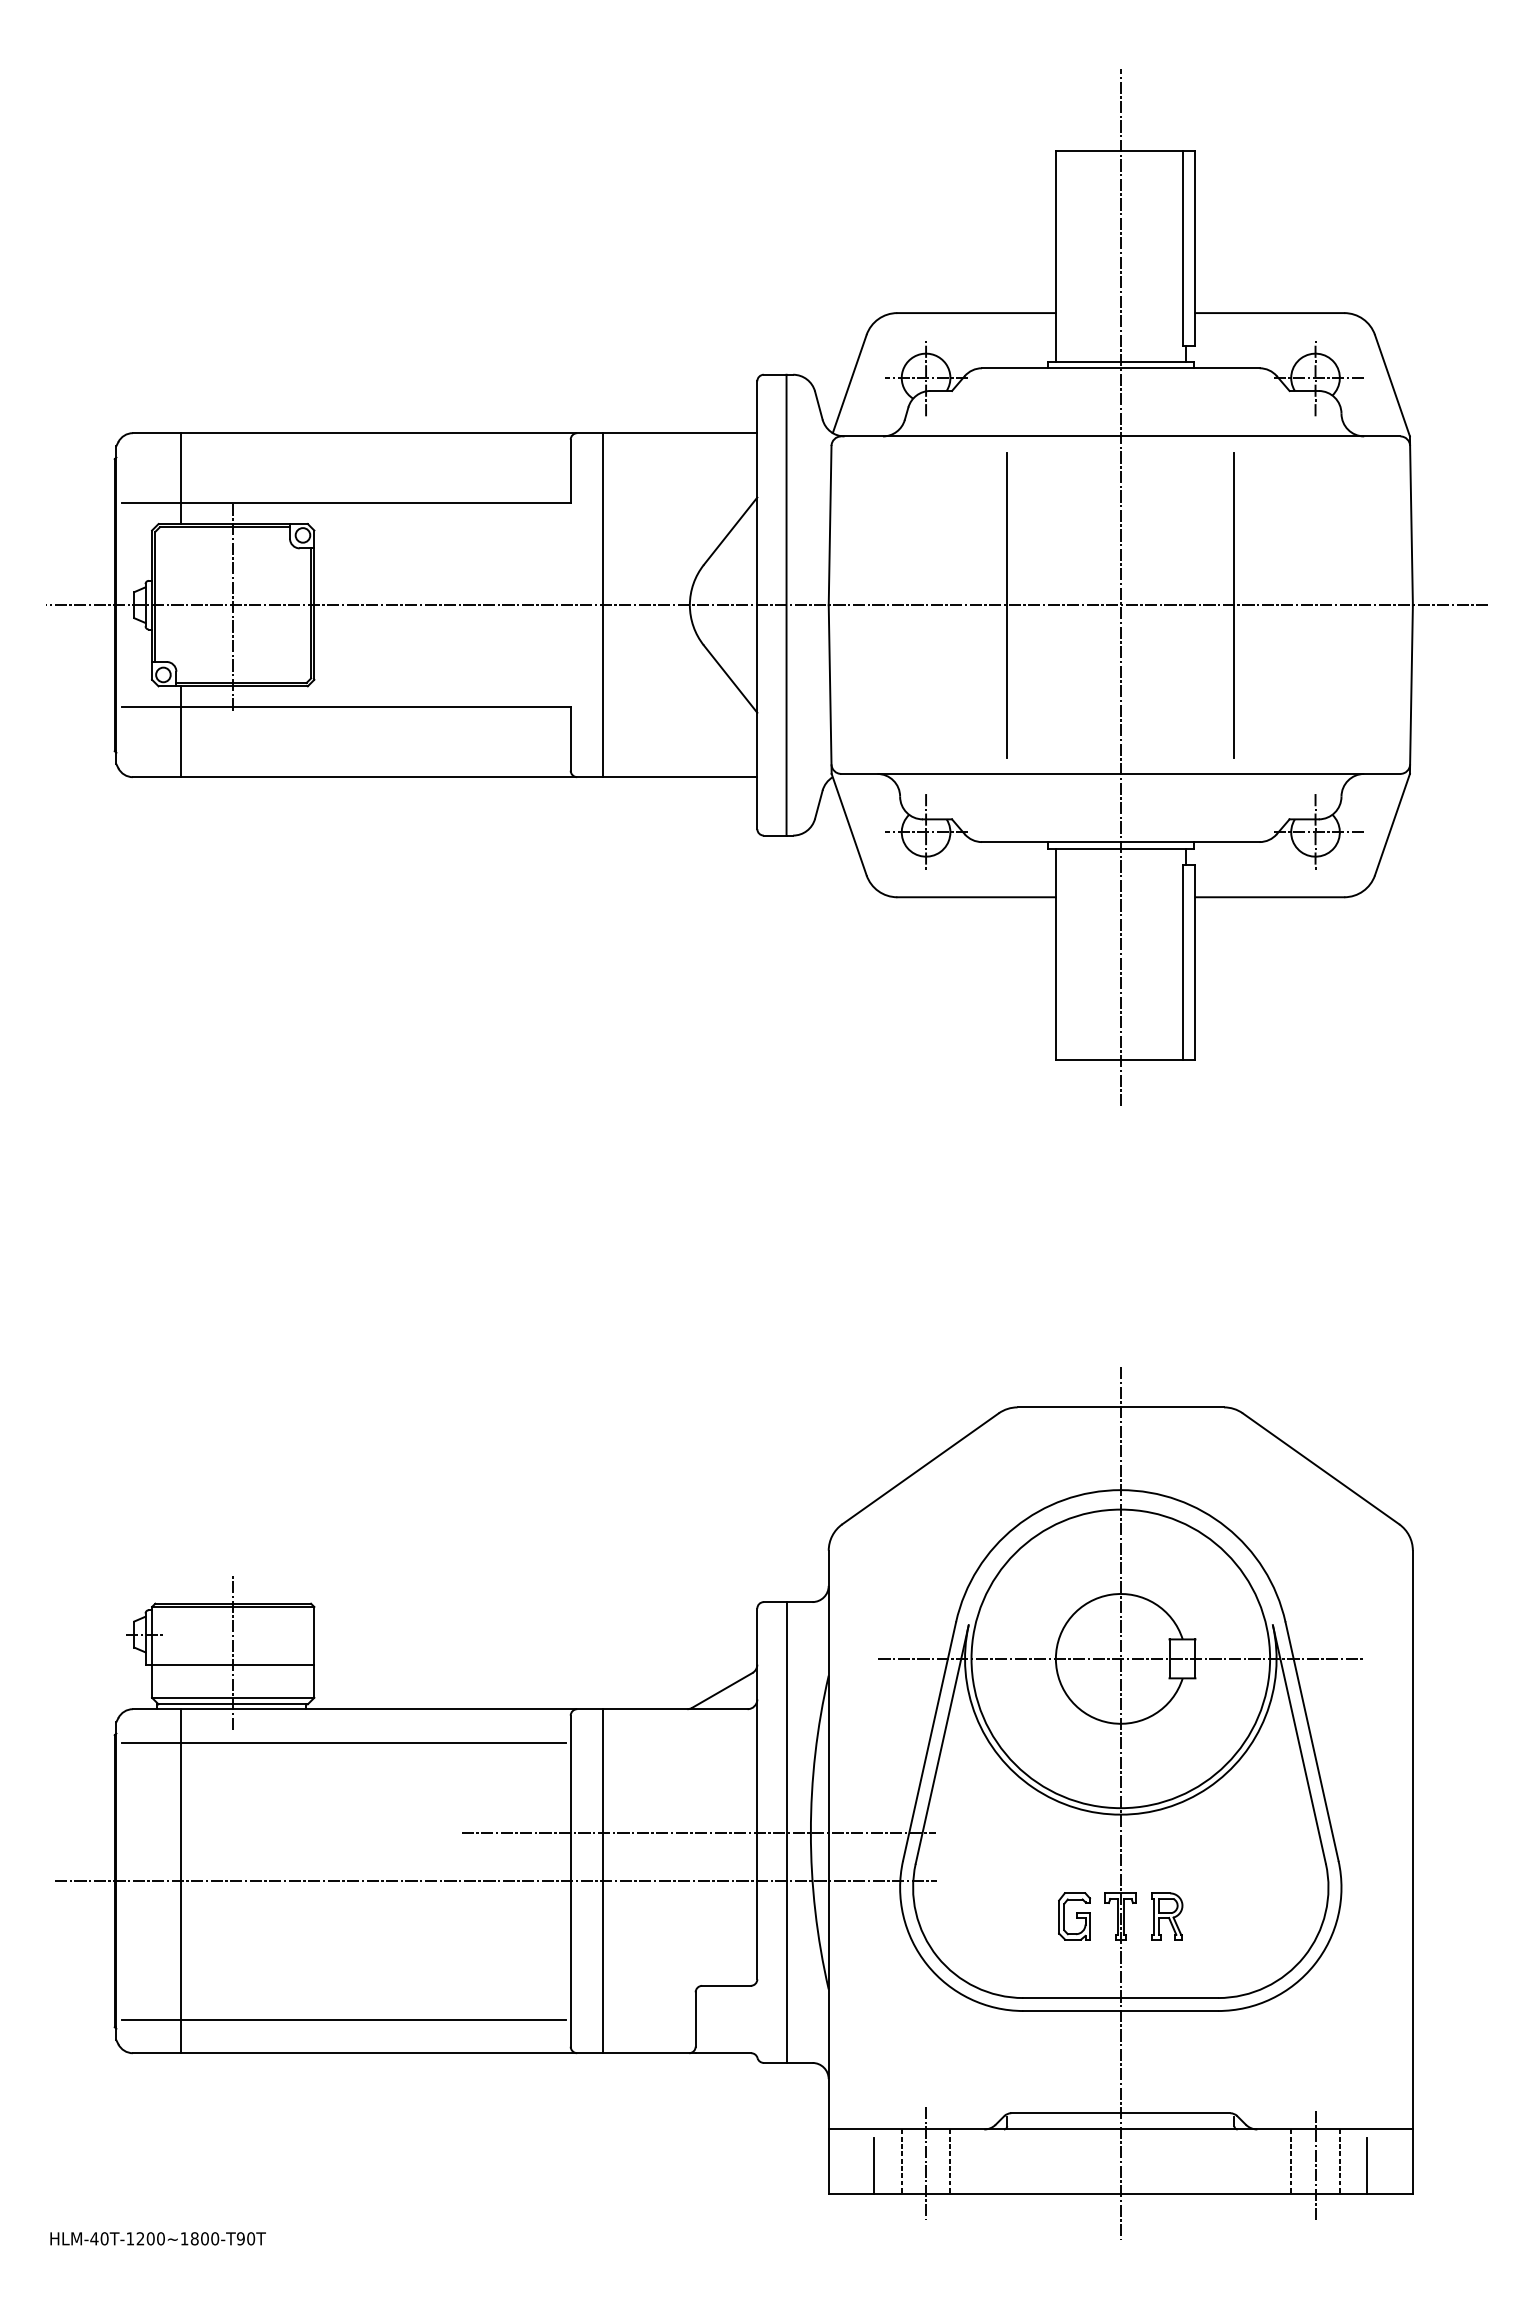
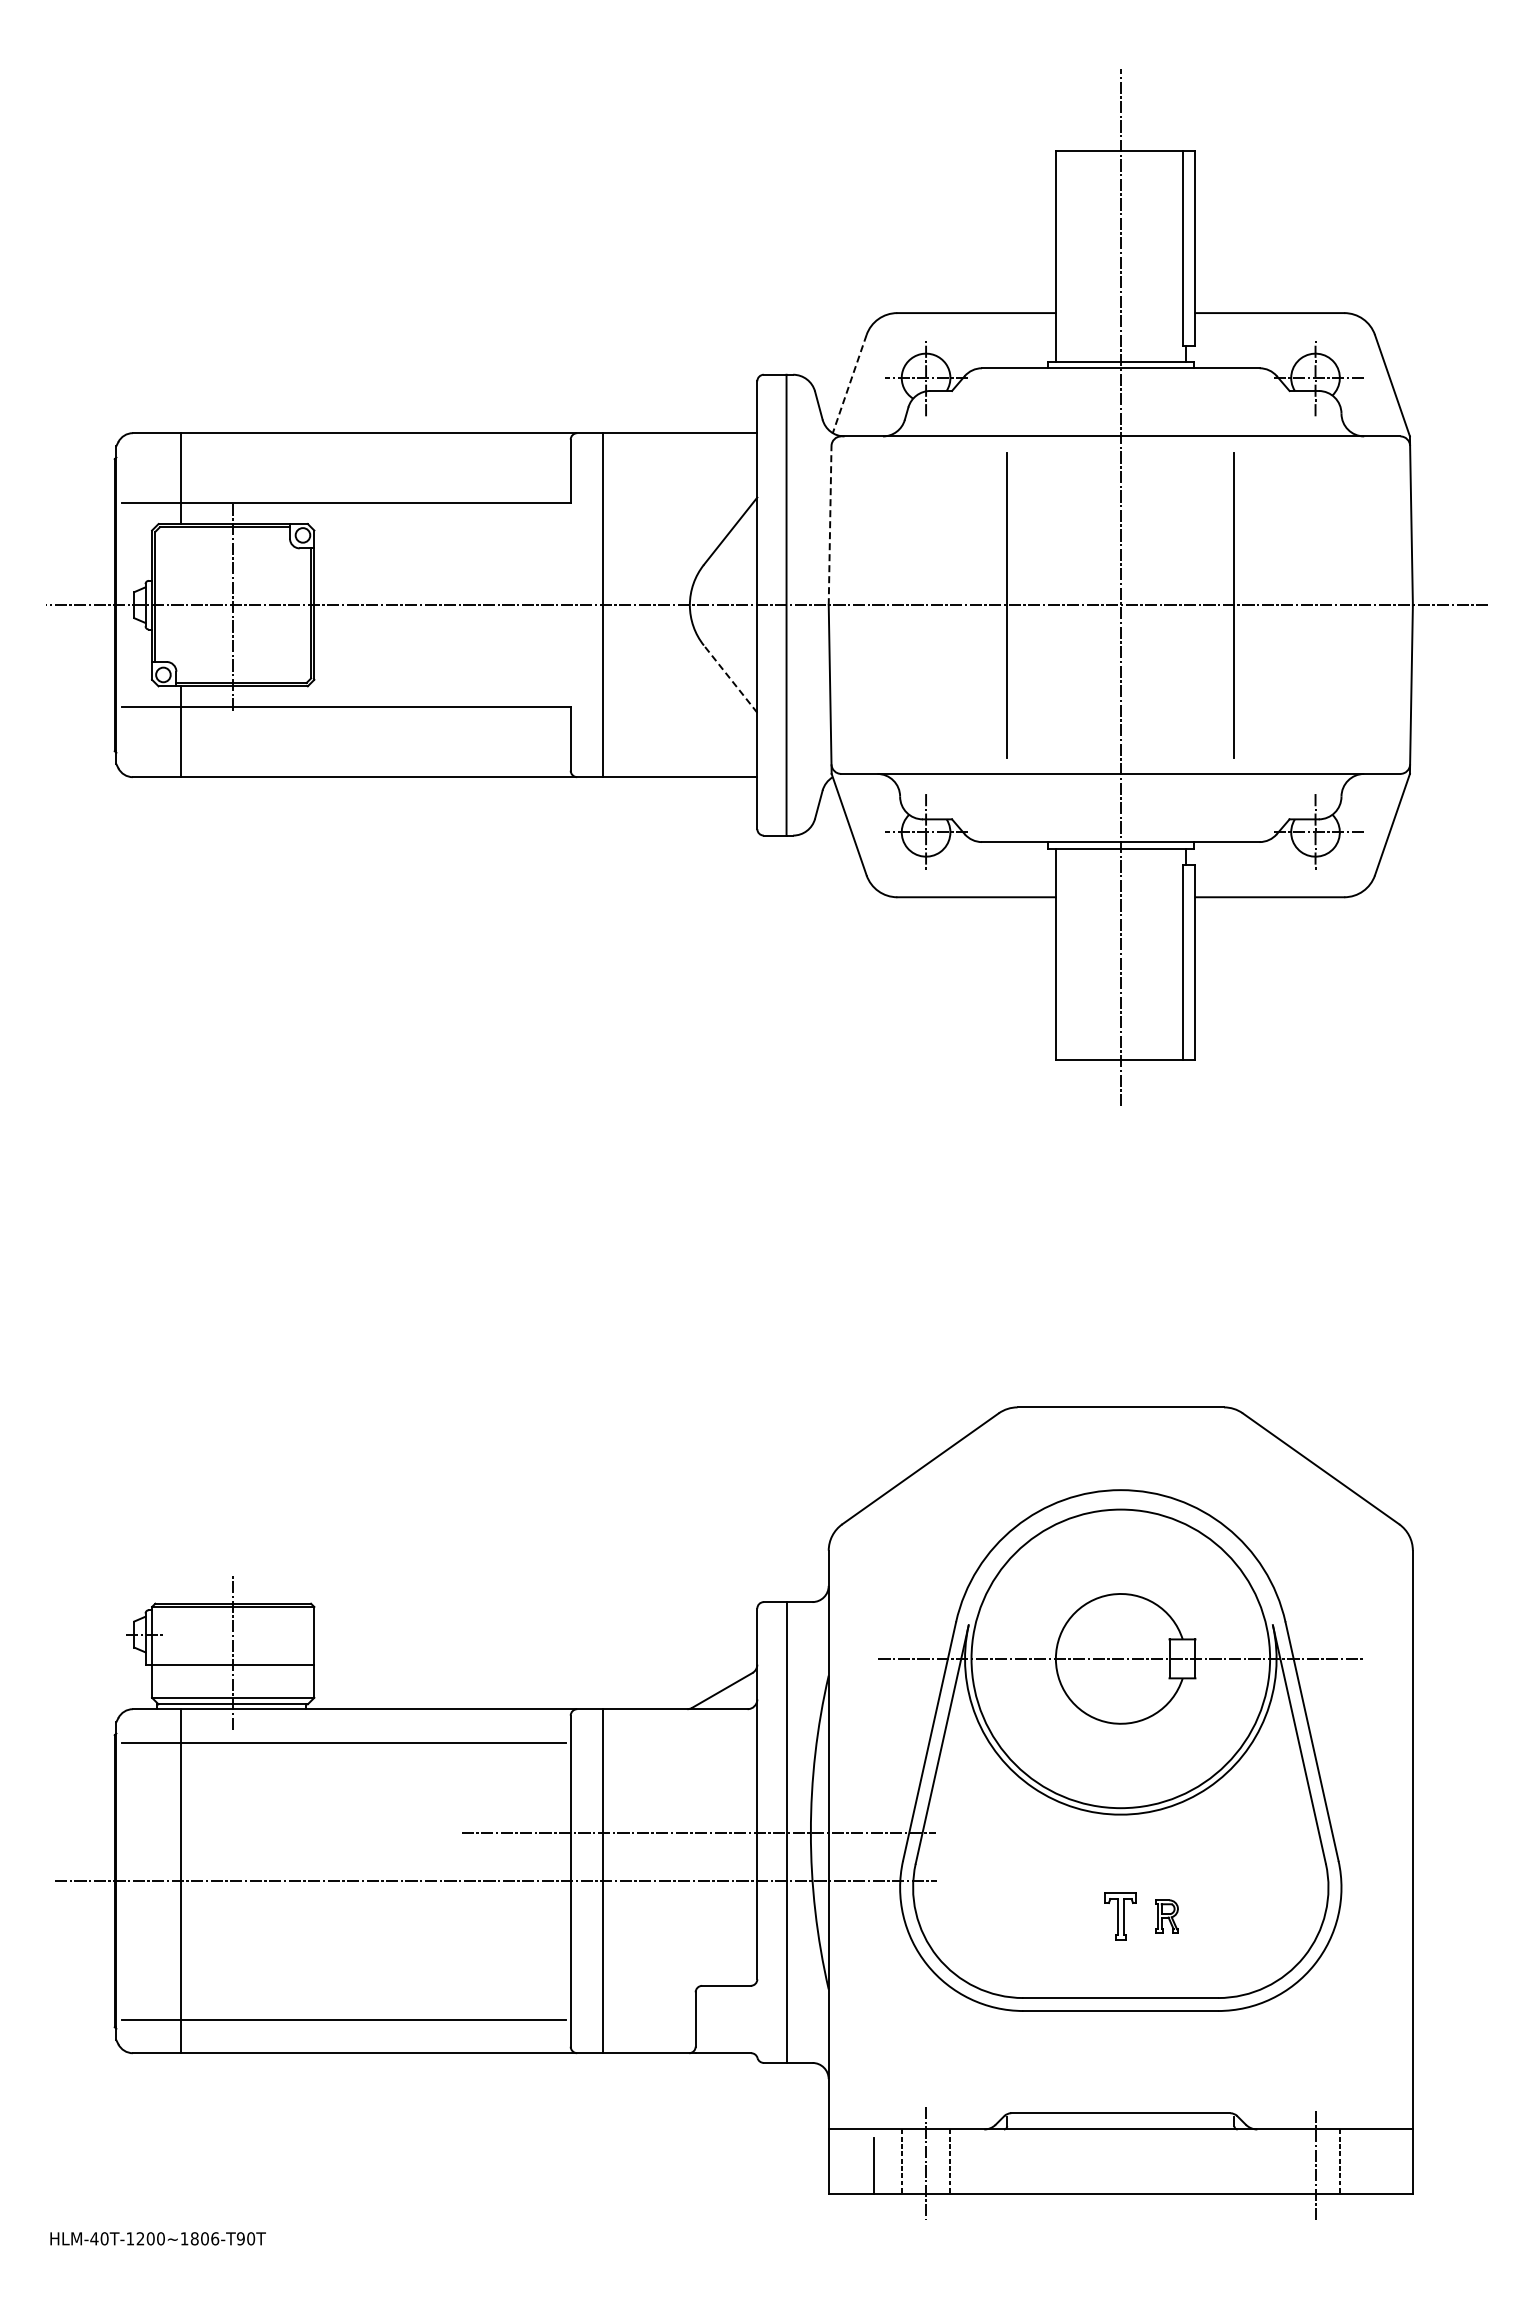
line: solid -> dashed (849, 384)
line: solid -> dashed (830, 525)
line: solid -> dashed (730, 679)
line: present -> none (1120, 1803)
part: present -> none (1074, 1916)
part size: 33x49 px -> 24x35 px (1166, 1916)
line: present -> none (1291, 2161)
line: present -> none (1367, 2166)
text: HLM-40T-1200~1800-T90T -> HLM-40T-1200~1806-T90T (215, 2238)
